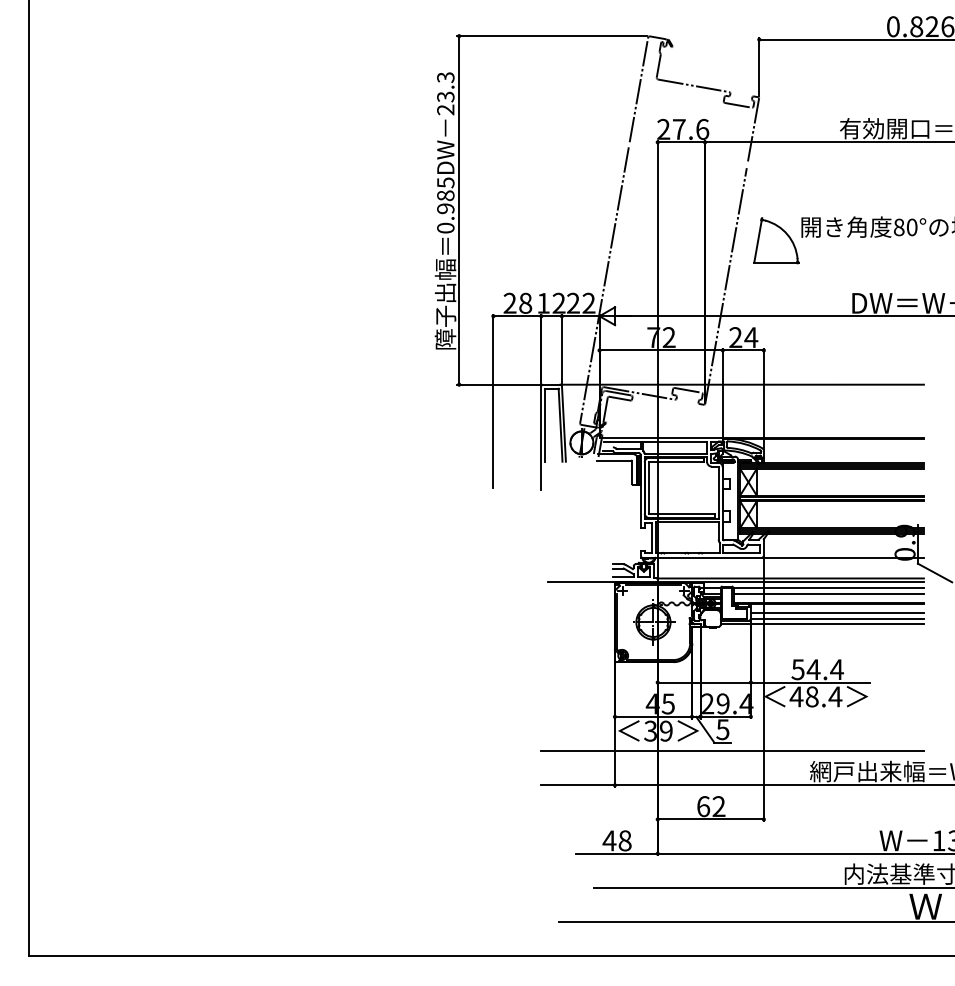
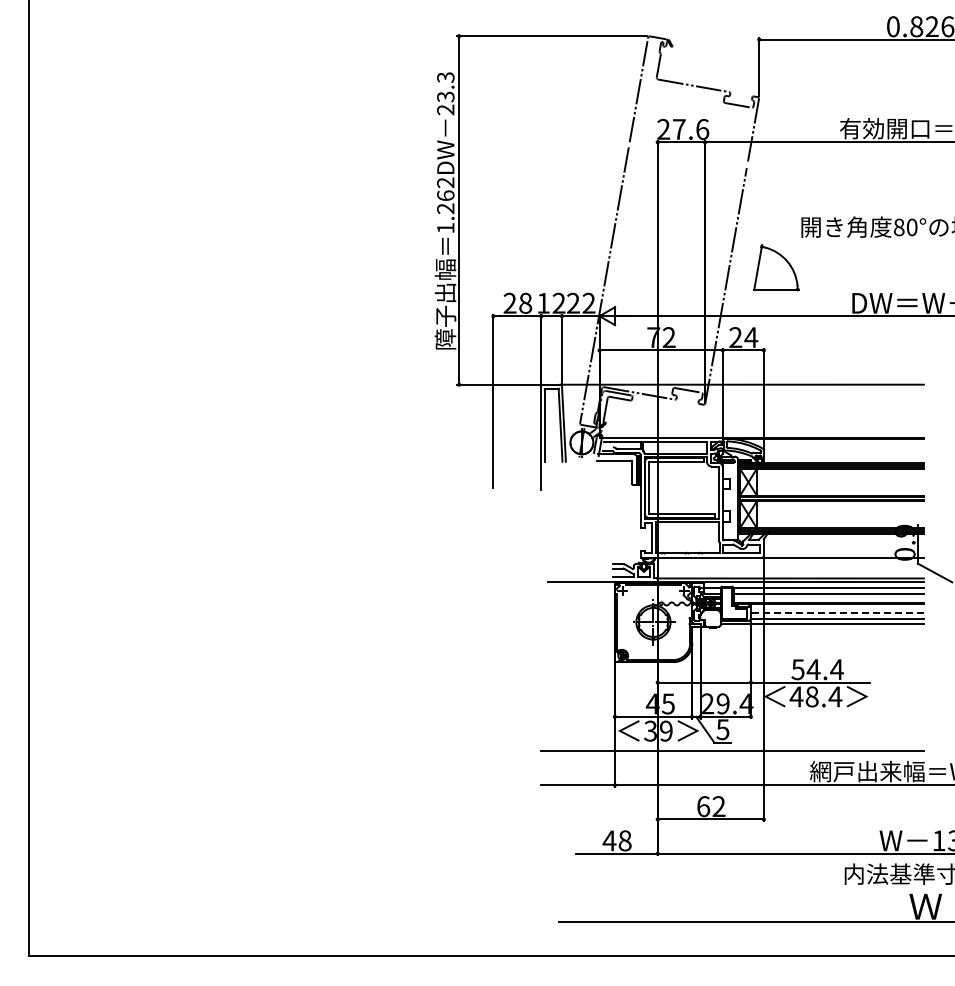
text: 0.985DW -> 1.262DW (445, 205)
part position: (776, 240) -> (776, 267) (776, 267)
line: solid -> dashed (837, 613)
line: present -> none (772, 887)
